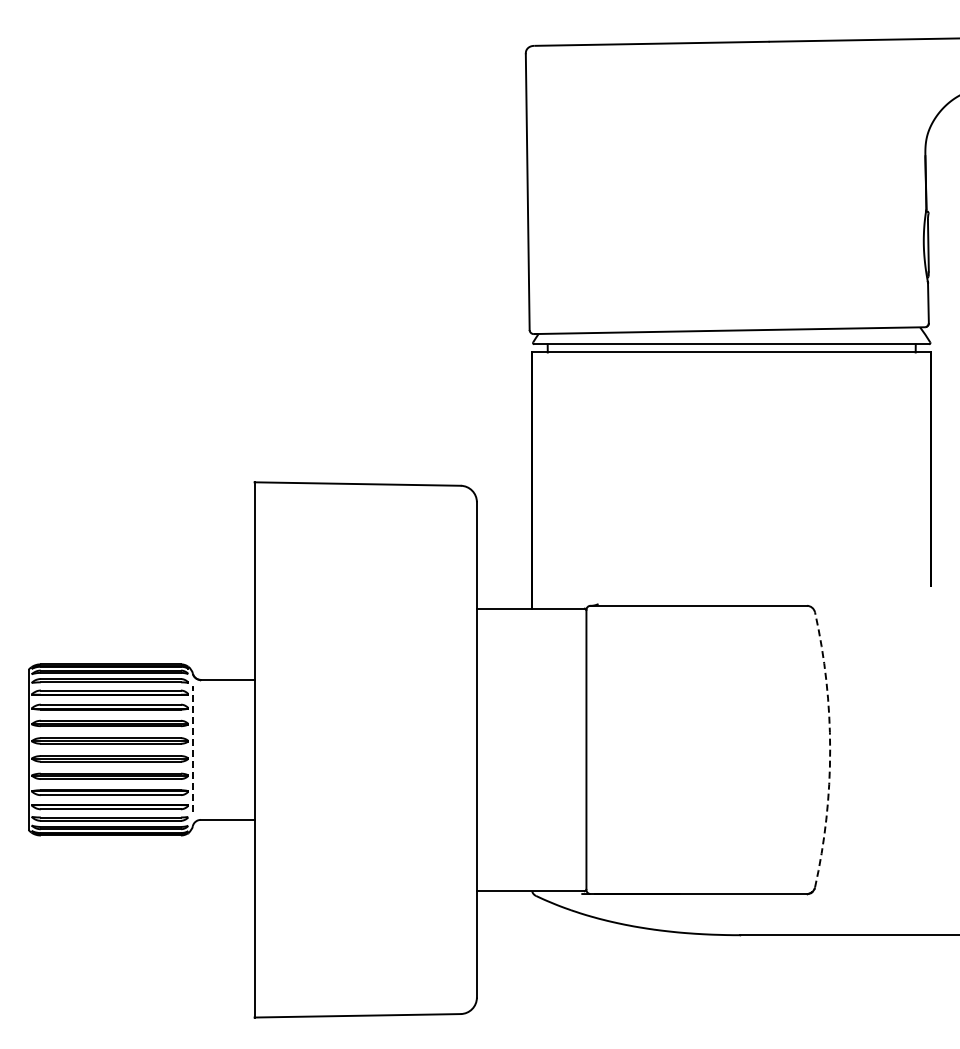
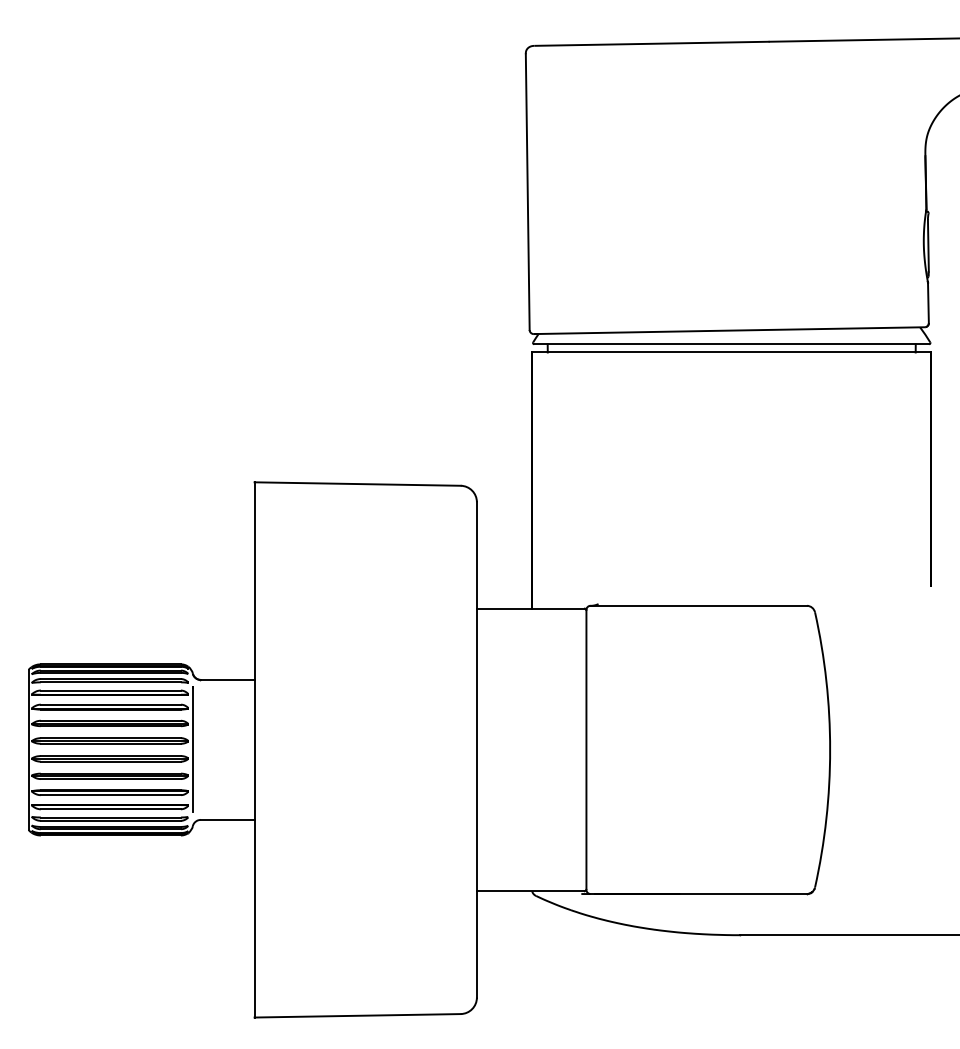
line: dashed -> solid (193, 749)
arc: dashed -> solid (830, 749)
